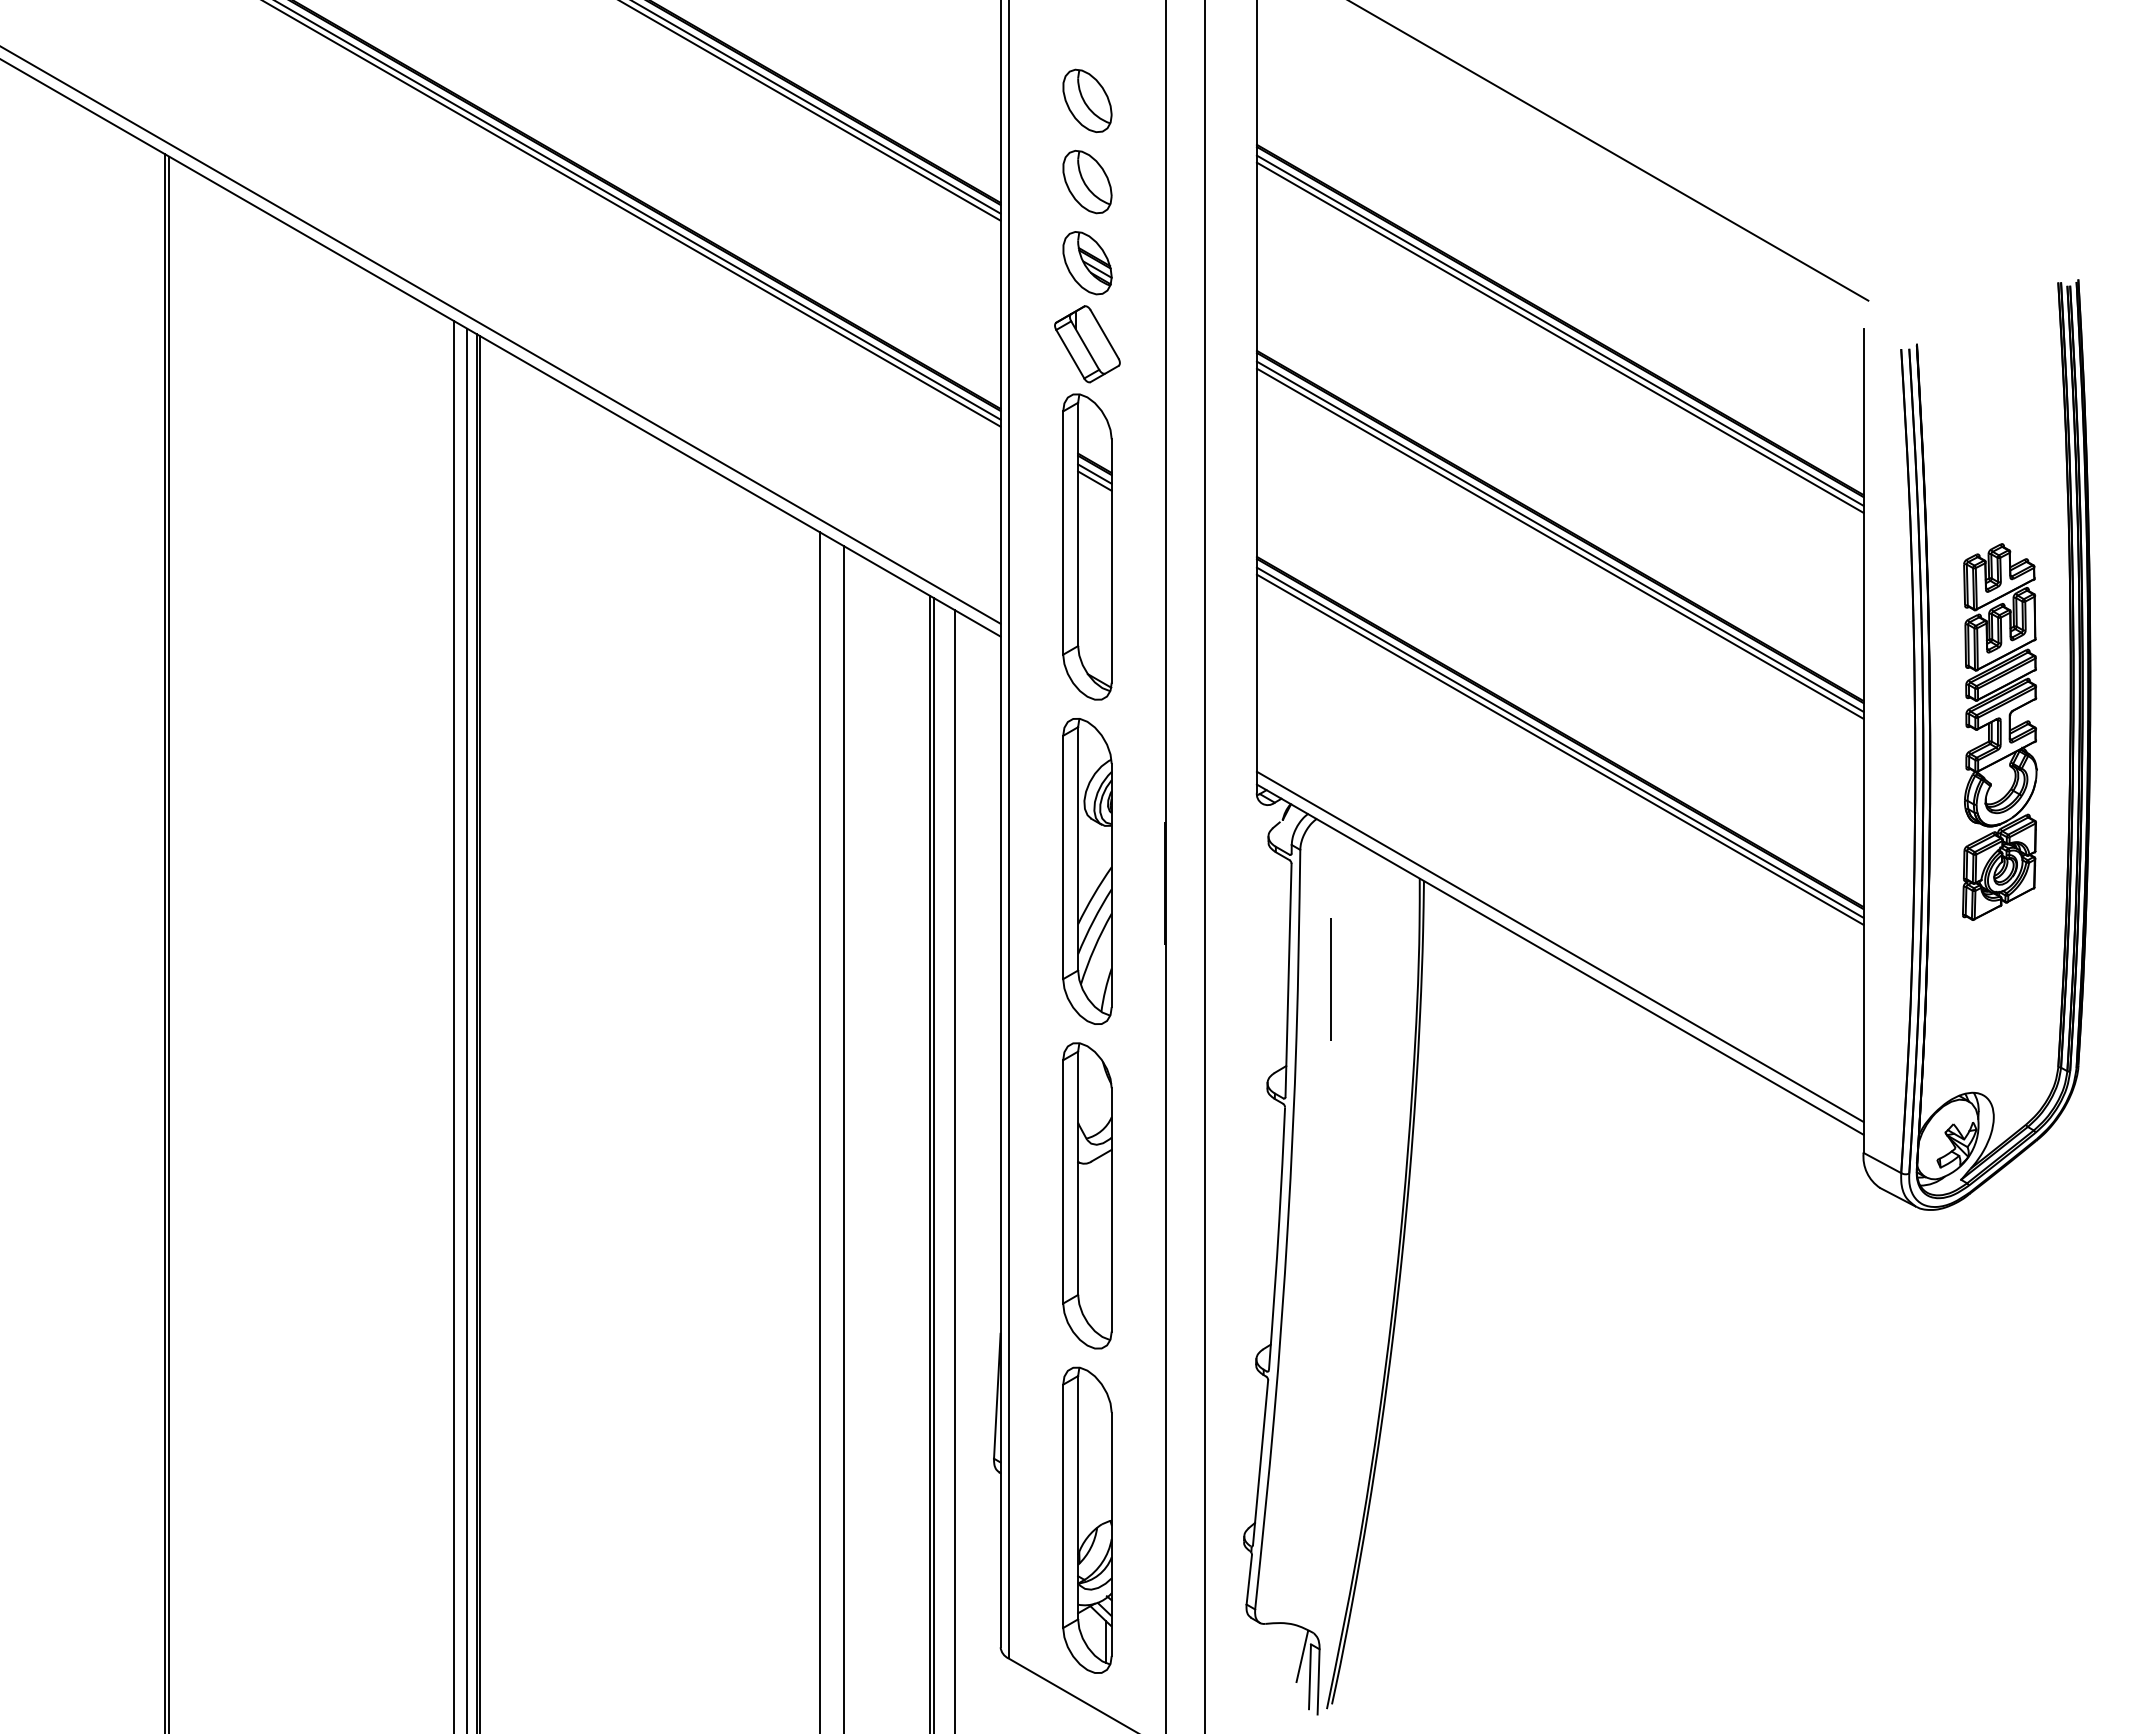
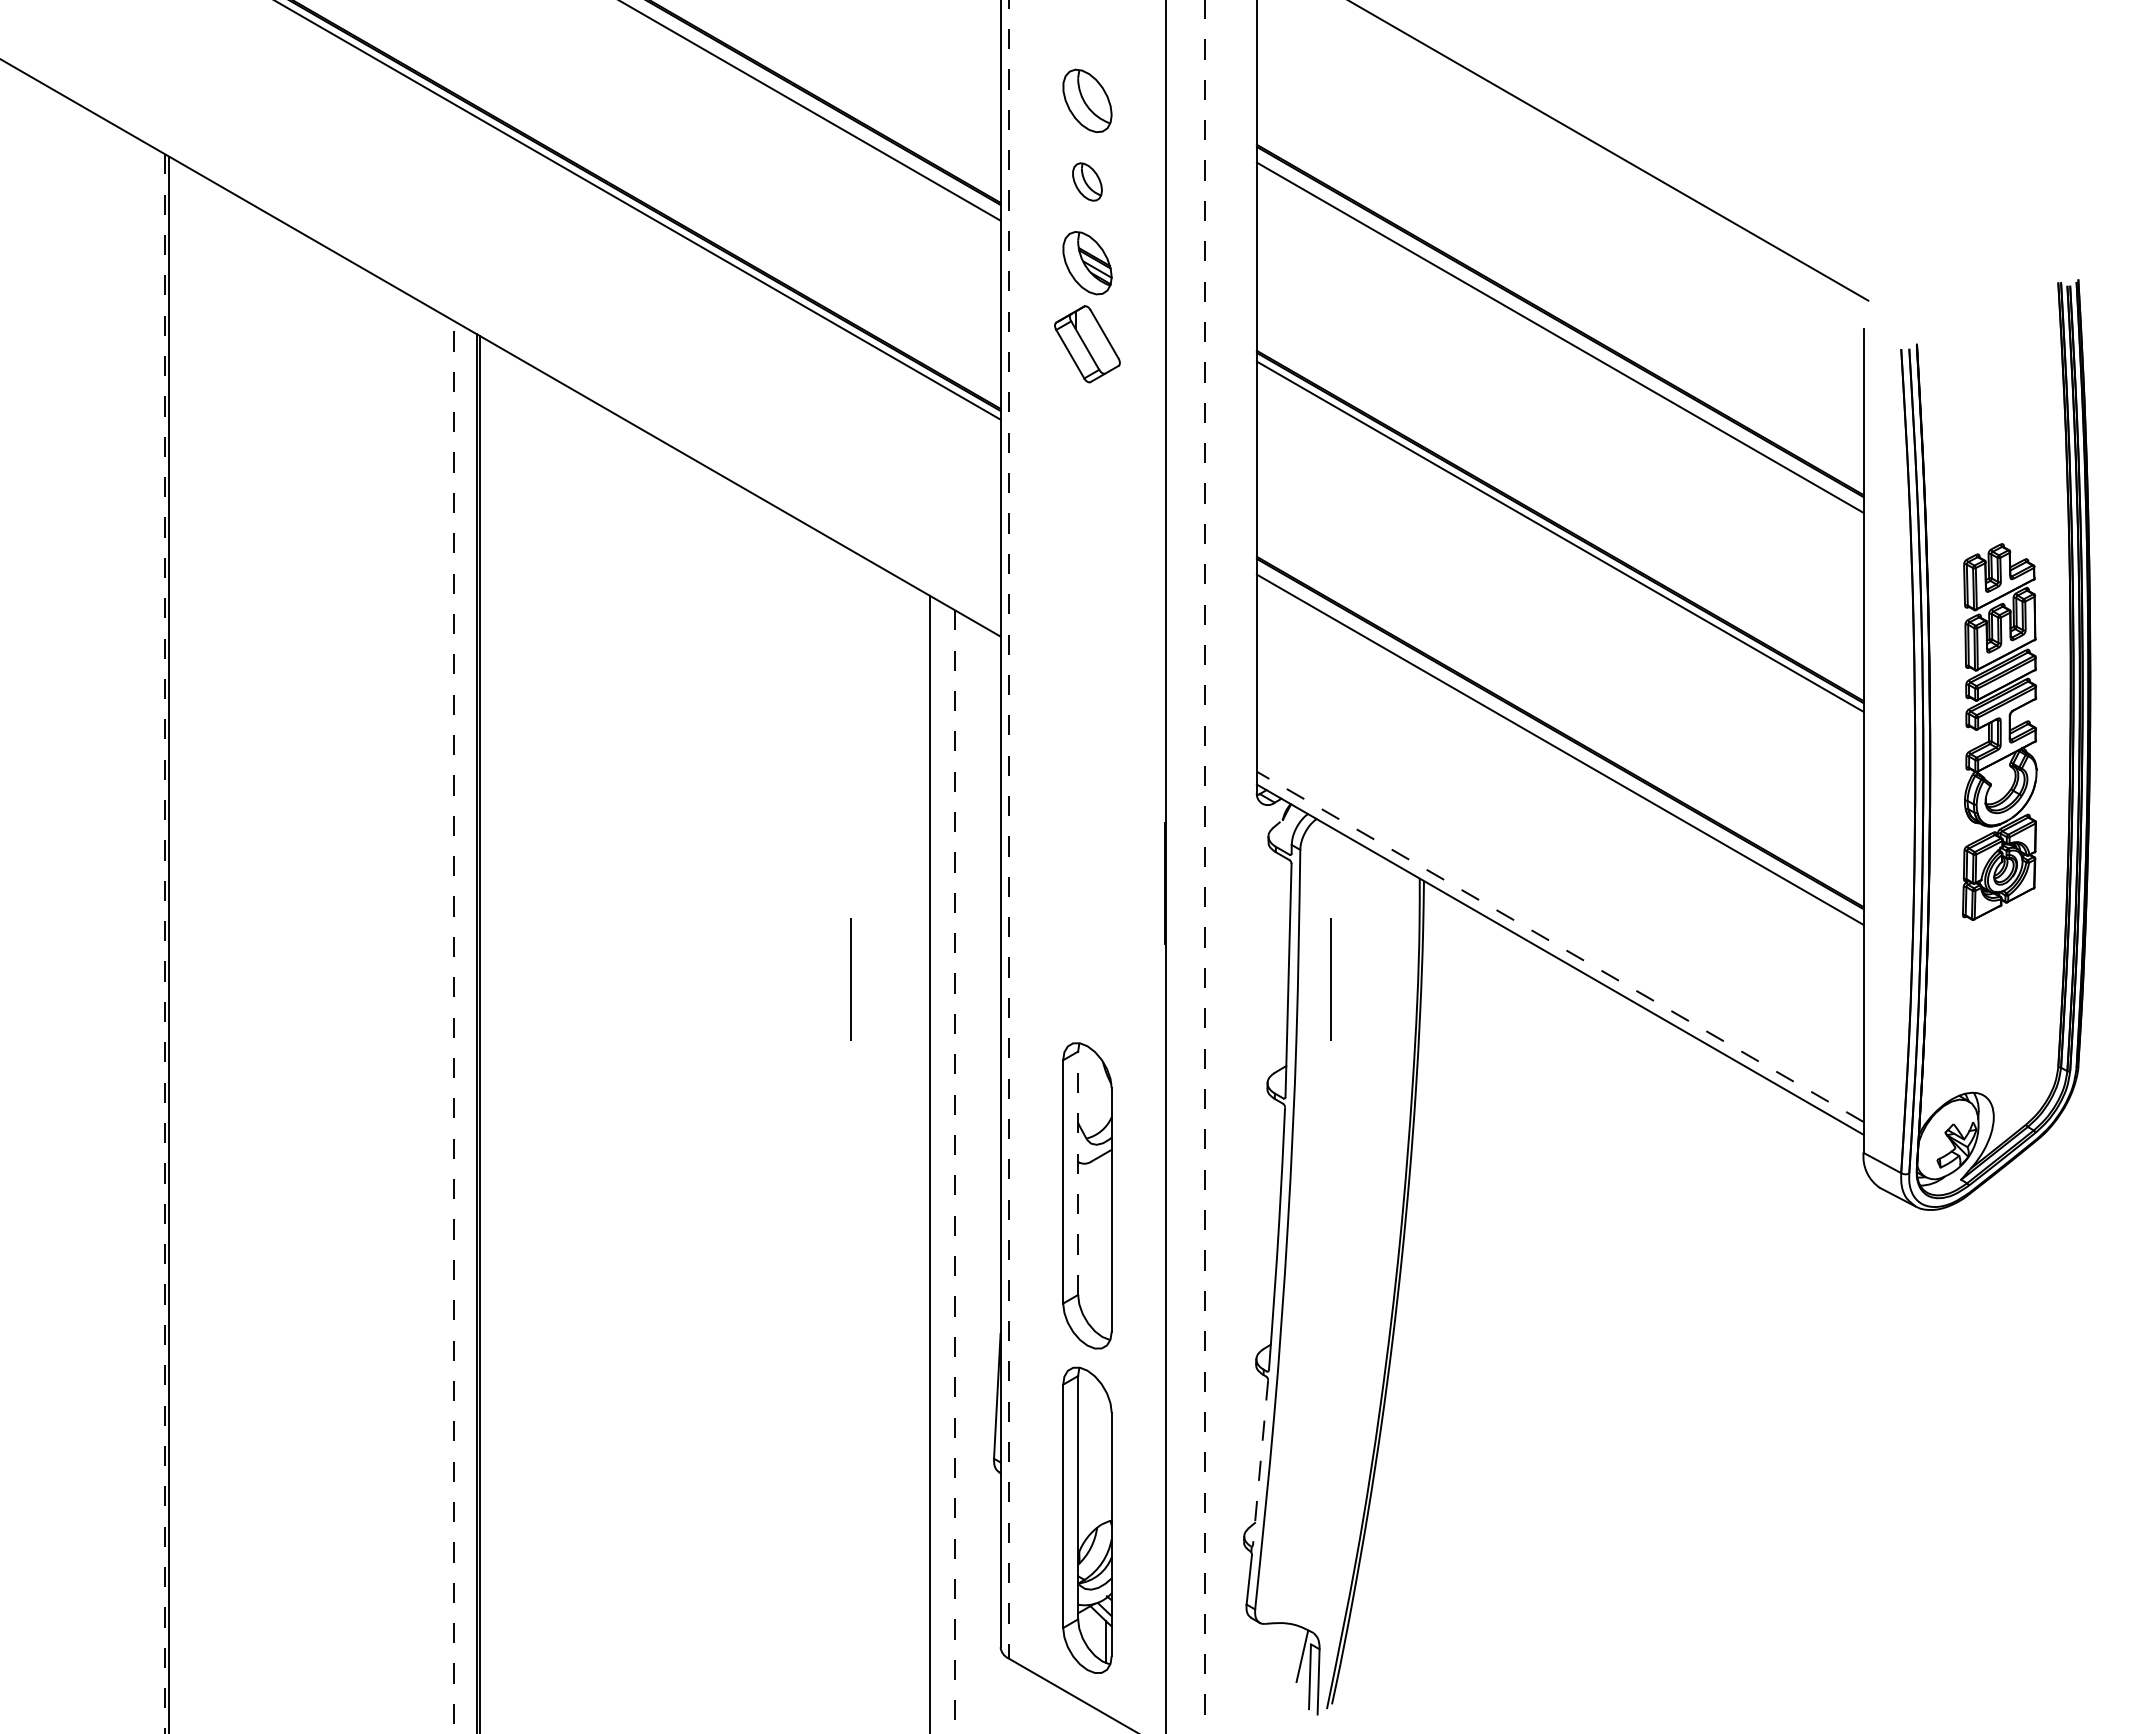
line: present -> none (817, 107)
part size: 51x66 px -> 31x40 px (1087, 181)
line: present -> none (632, 214)
line: present -> none (1559, 330)
line: present -> none (501, 335)
line: present -> none (1559, 543)
part: present -> none (1087, 546)
line: present -> none (1559, 742)
line: solid -> dashed (1008, 829)
line: solid -> dashed (1204, 867)
part: present -> none (1087, 871)
line: solid -> dashed (164, 944)
line: solid -> dashed (1559, 946)
line: none -> present (850, 979)
line: solid -> dashed (454, 1027)
line: present -> none (467, 1029)
line: present -> none (820, 1131)
line: present -> none (843, 1138)
line: present -> none (933, 1163)
line: solid -> dashed (954, 1171)
line: solid -> dashed (1078, 1173)
line: solid -> dashed (1260, 1462)
